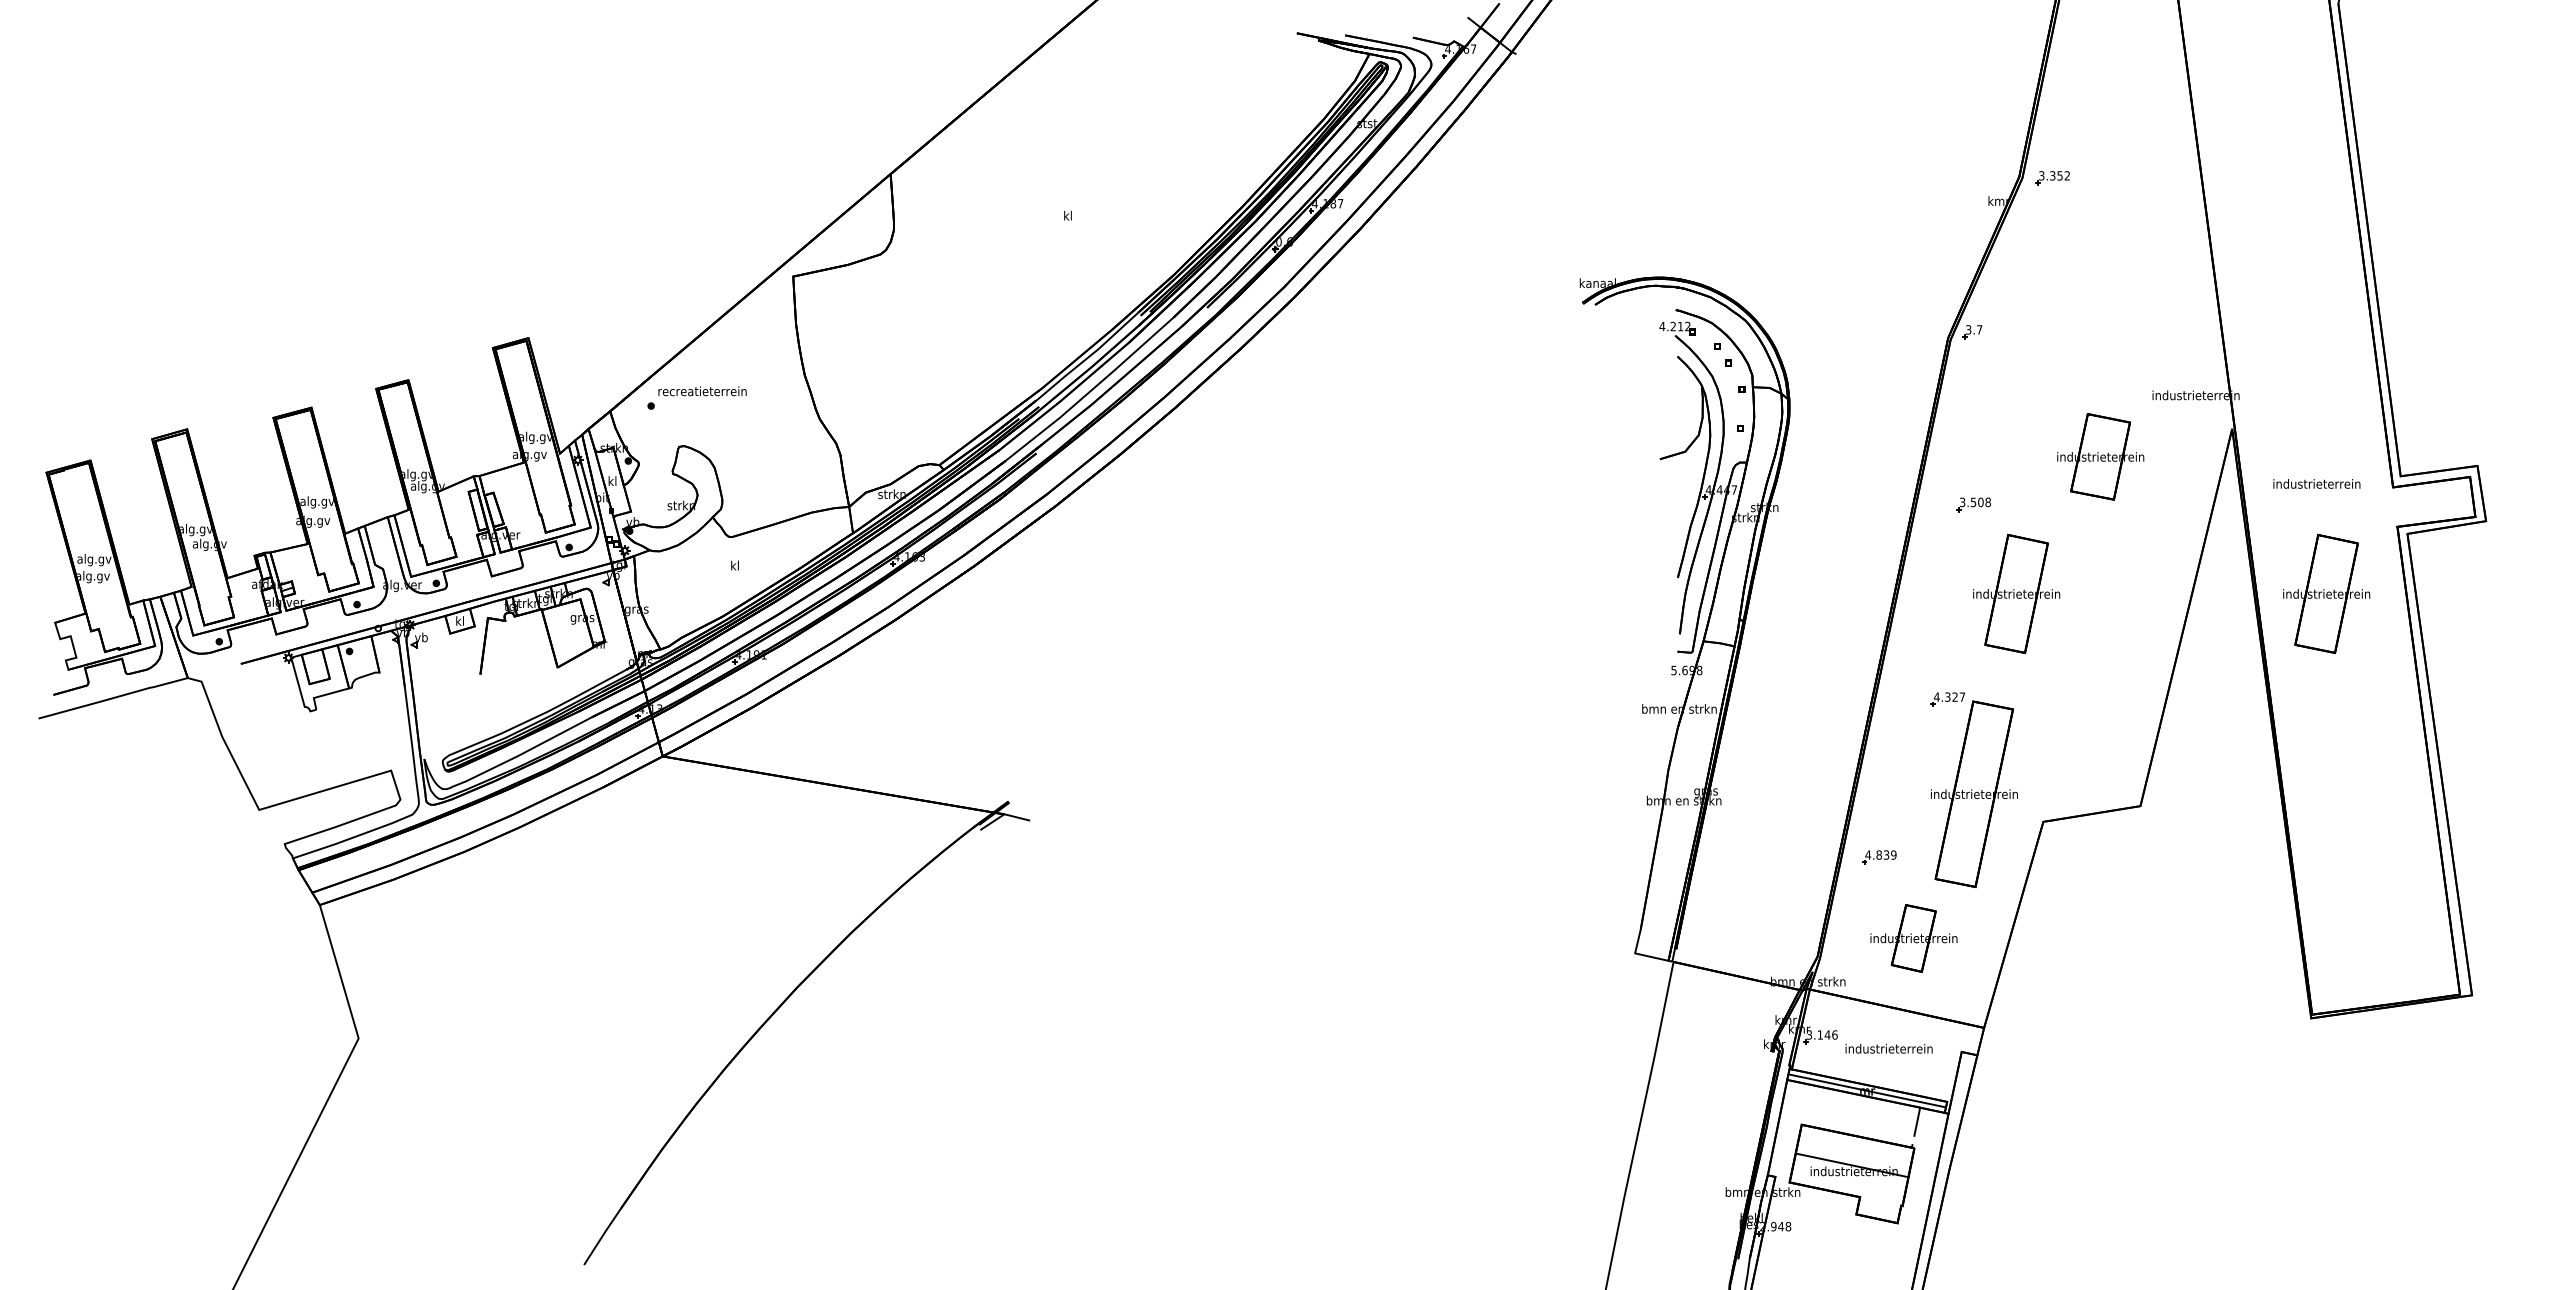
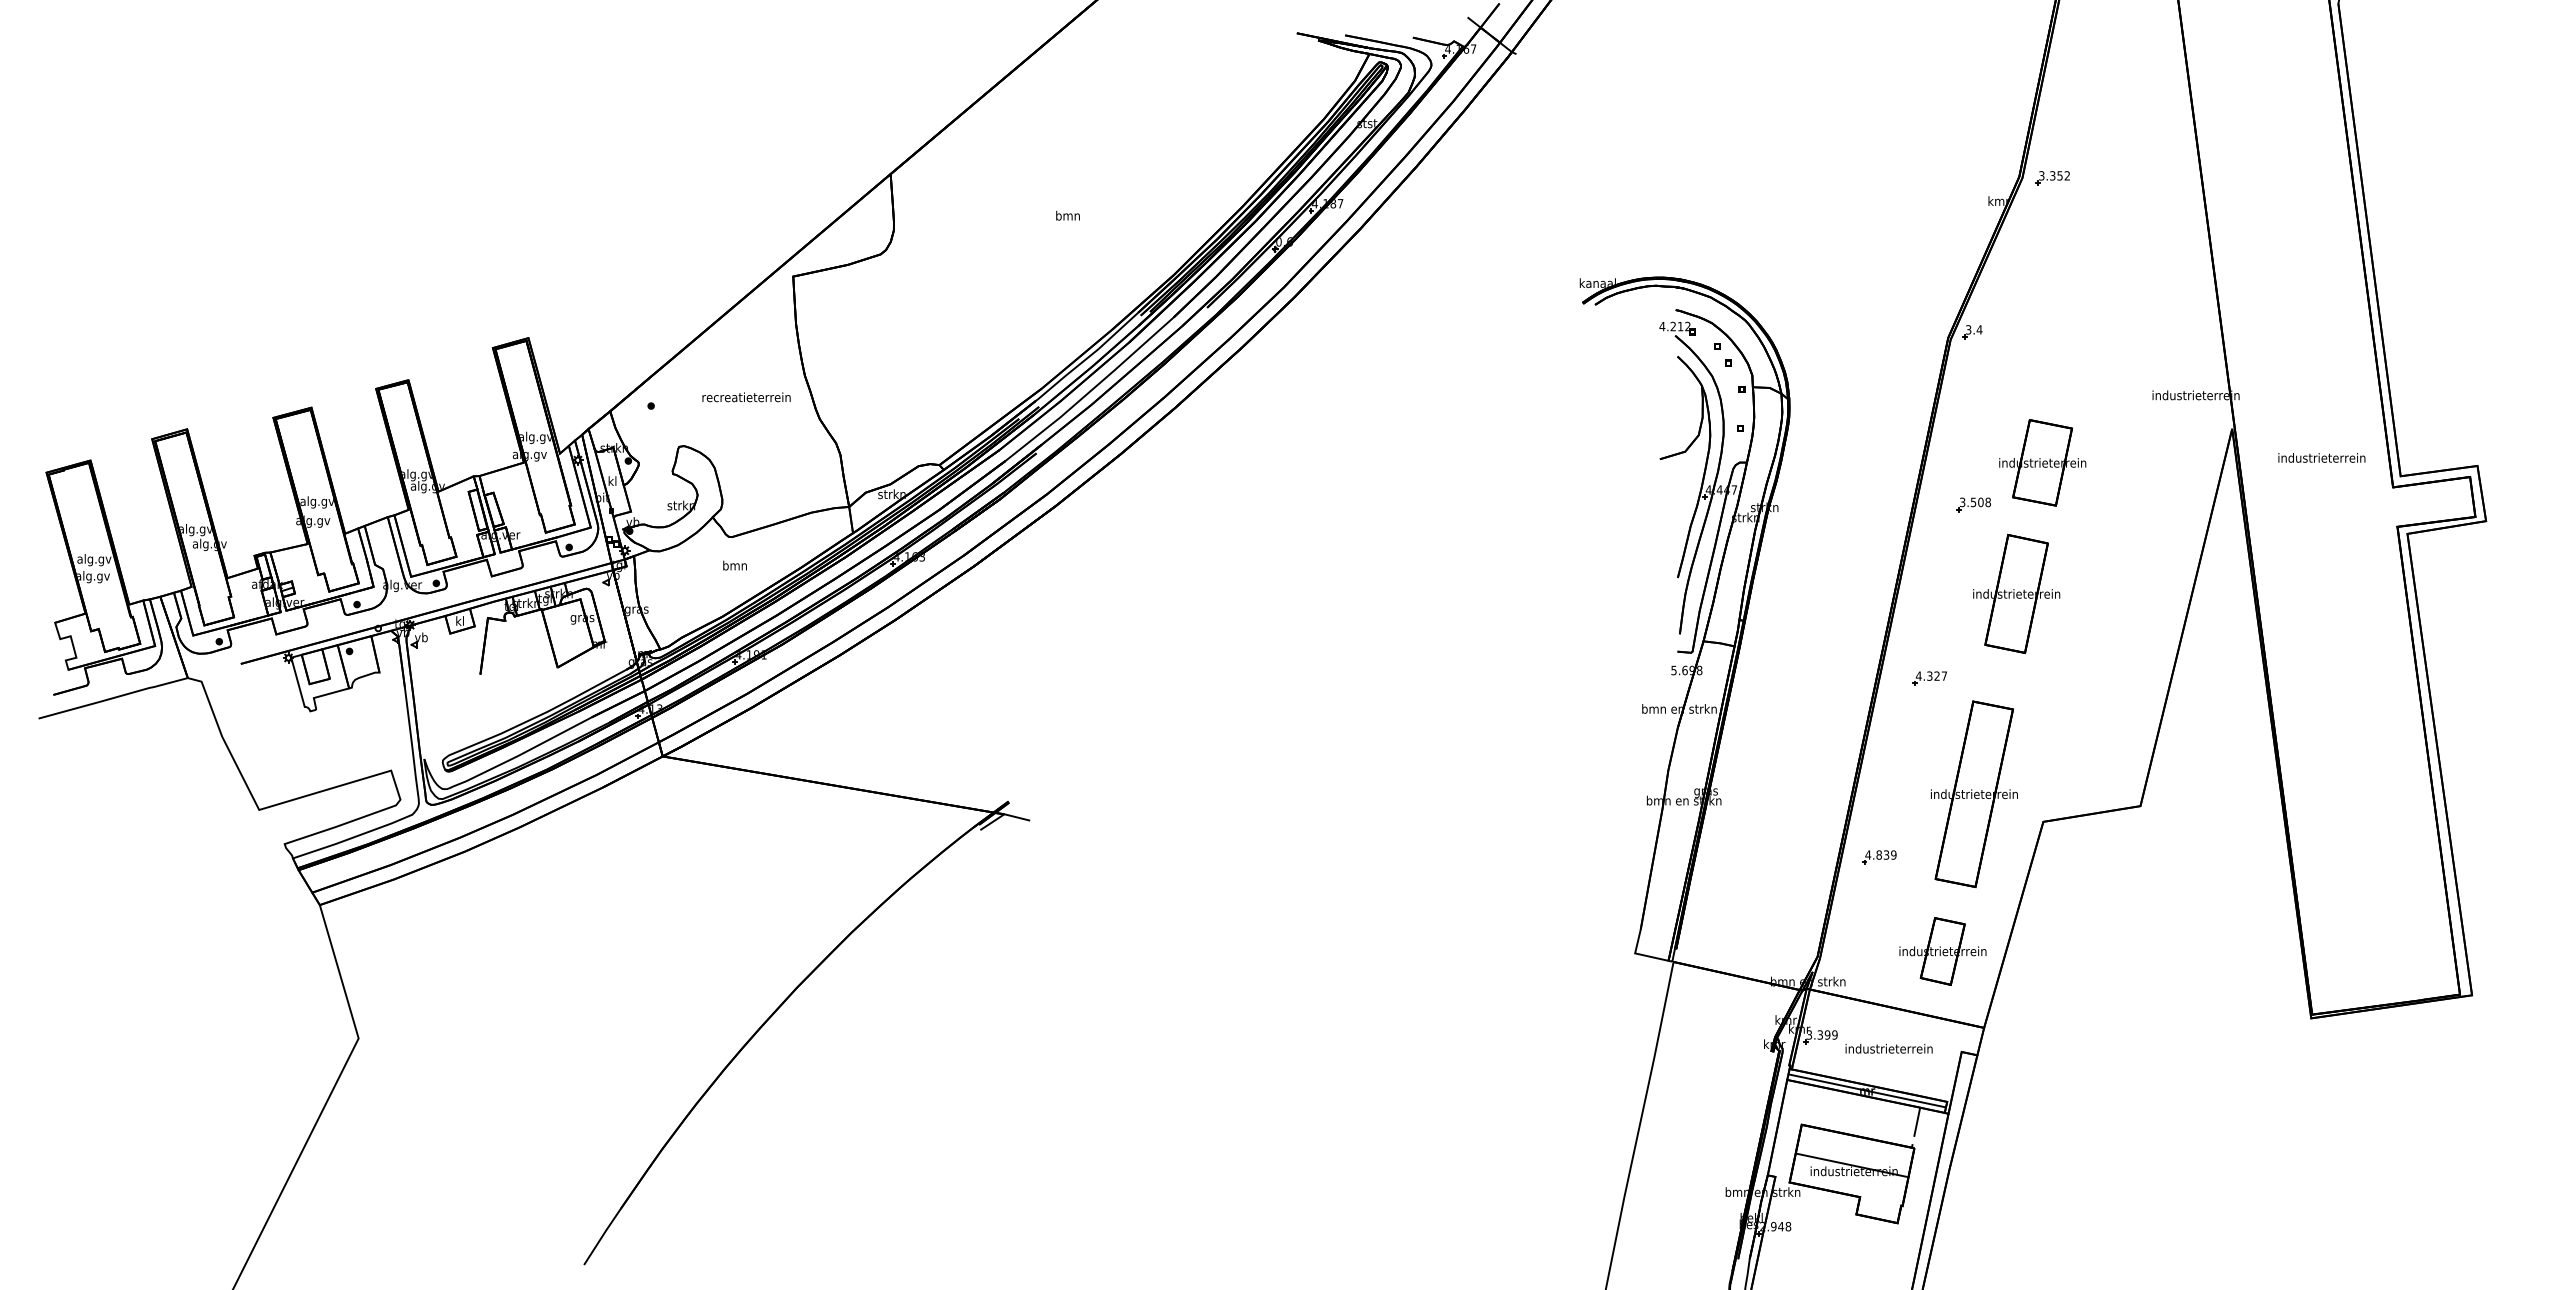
text: kl -> bmn (1067, 215)
text: 3.7 -> 3.4 (1979, 329)
text position: (702, 391) -> (746, 397) (746, 397)
part position: (2100, 456) -> (2042, 462) (2042, 462)
text position: (2316, 483) -> (2321, 457) (2321, 457)
text: kl -> bmn (734, 565)
part: present -> none (2326, 593)
part position: (1947, 699) -> (1929, 678) (1929, 678)
part position: (1913, 938) -> (1942, 951) (1942, 951)
text: 3.146 -> 3.399 (1827, 1034)
